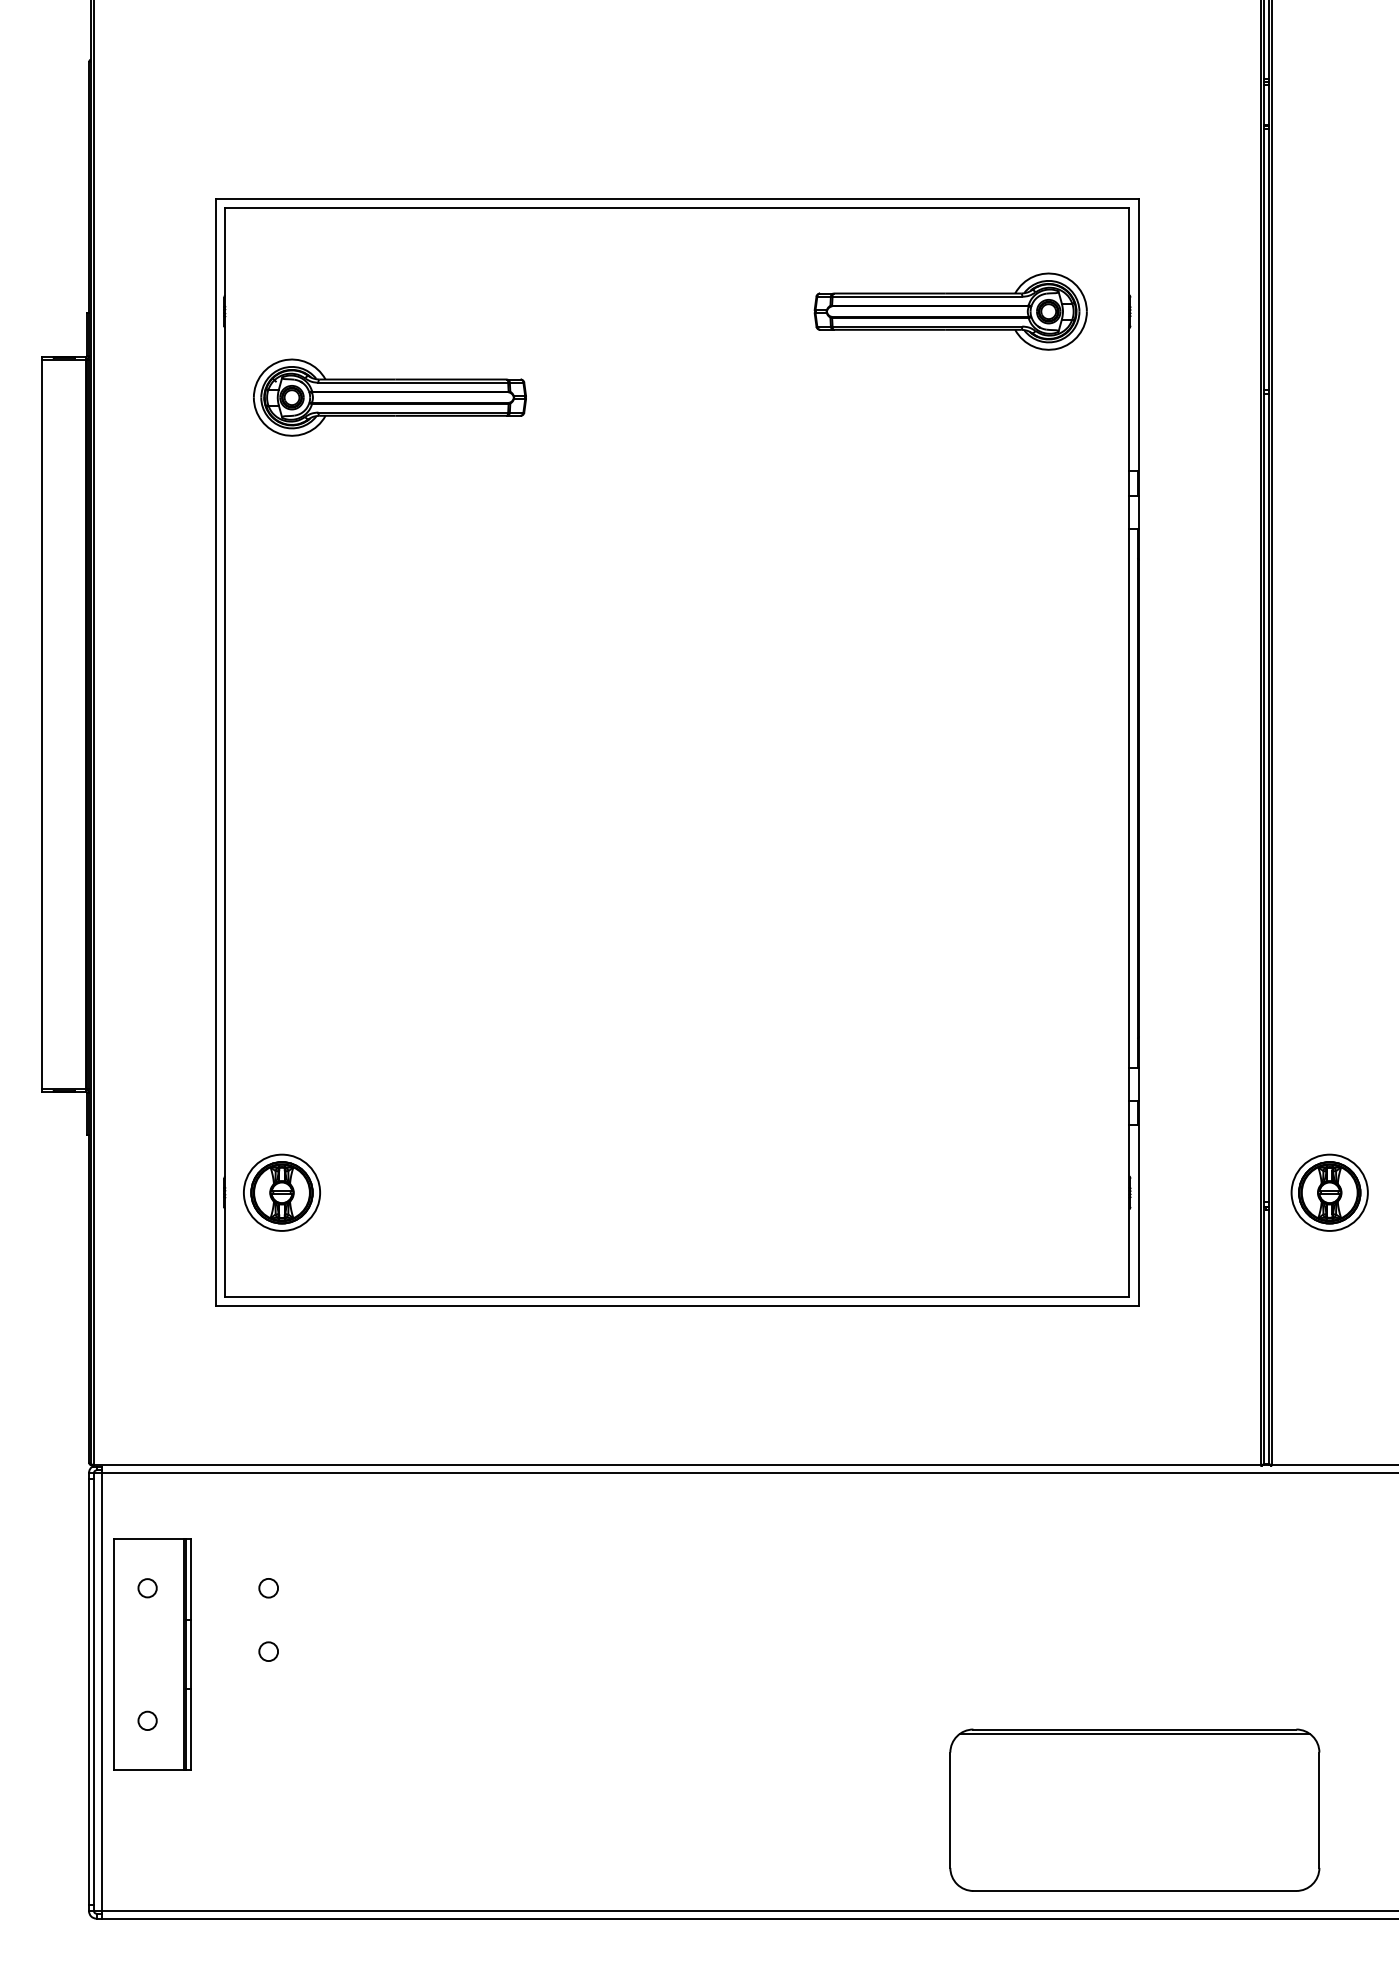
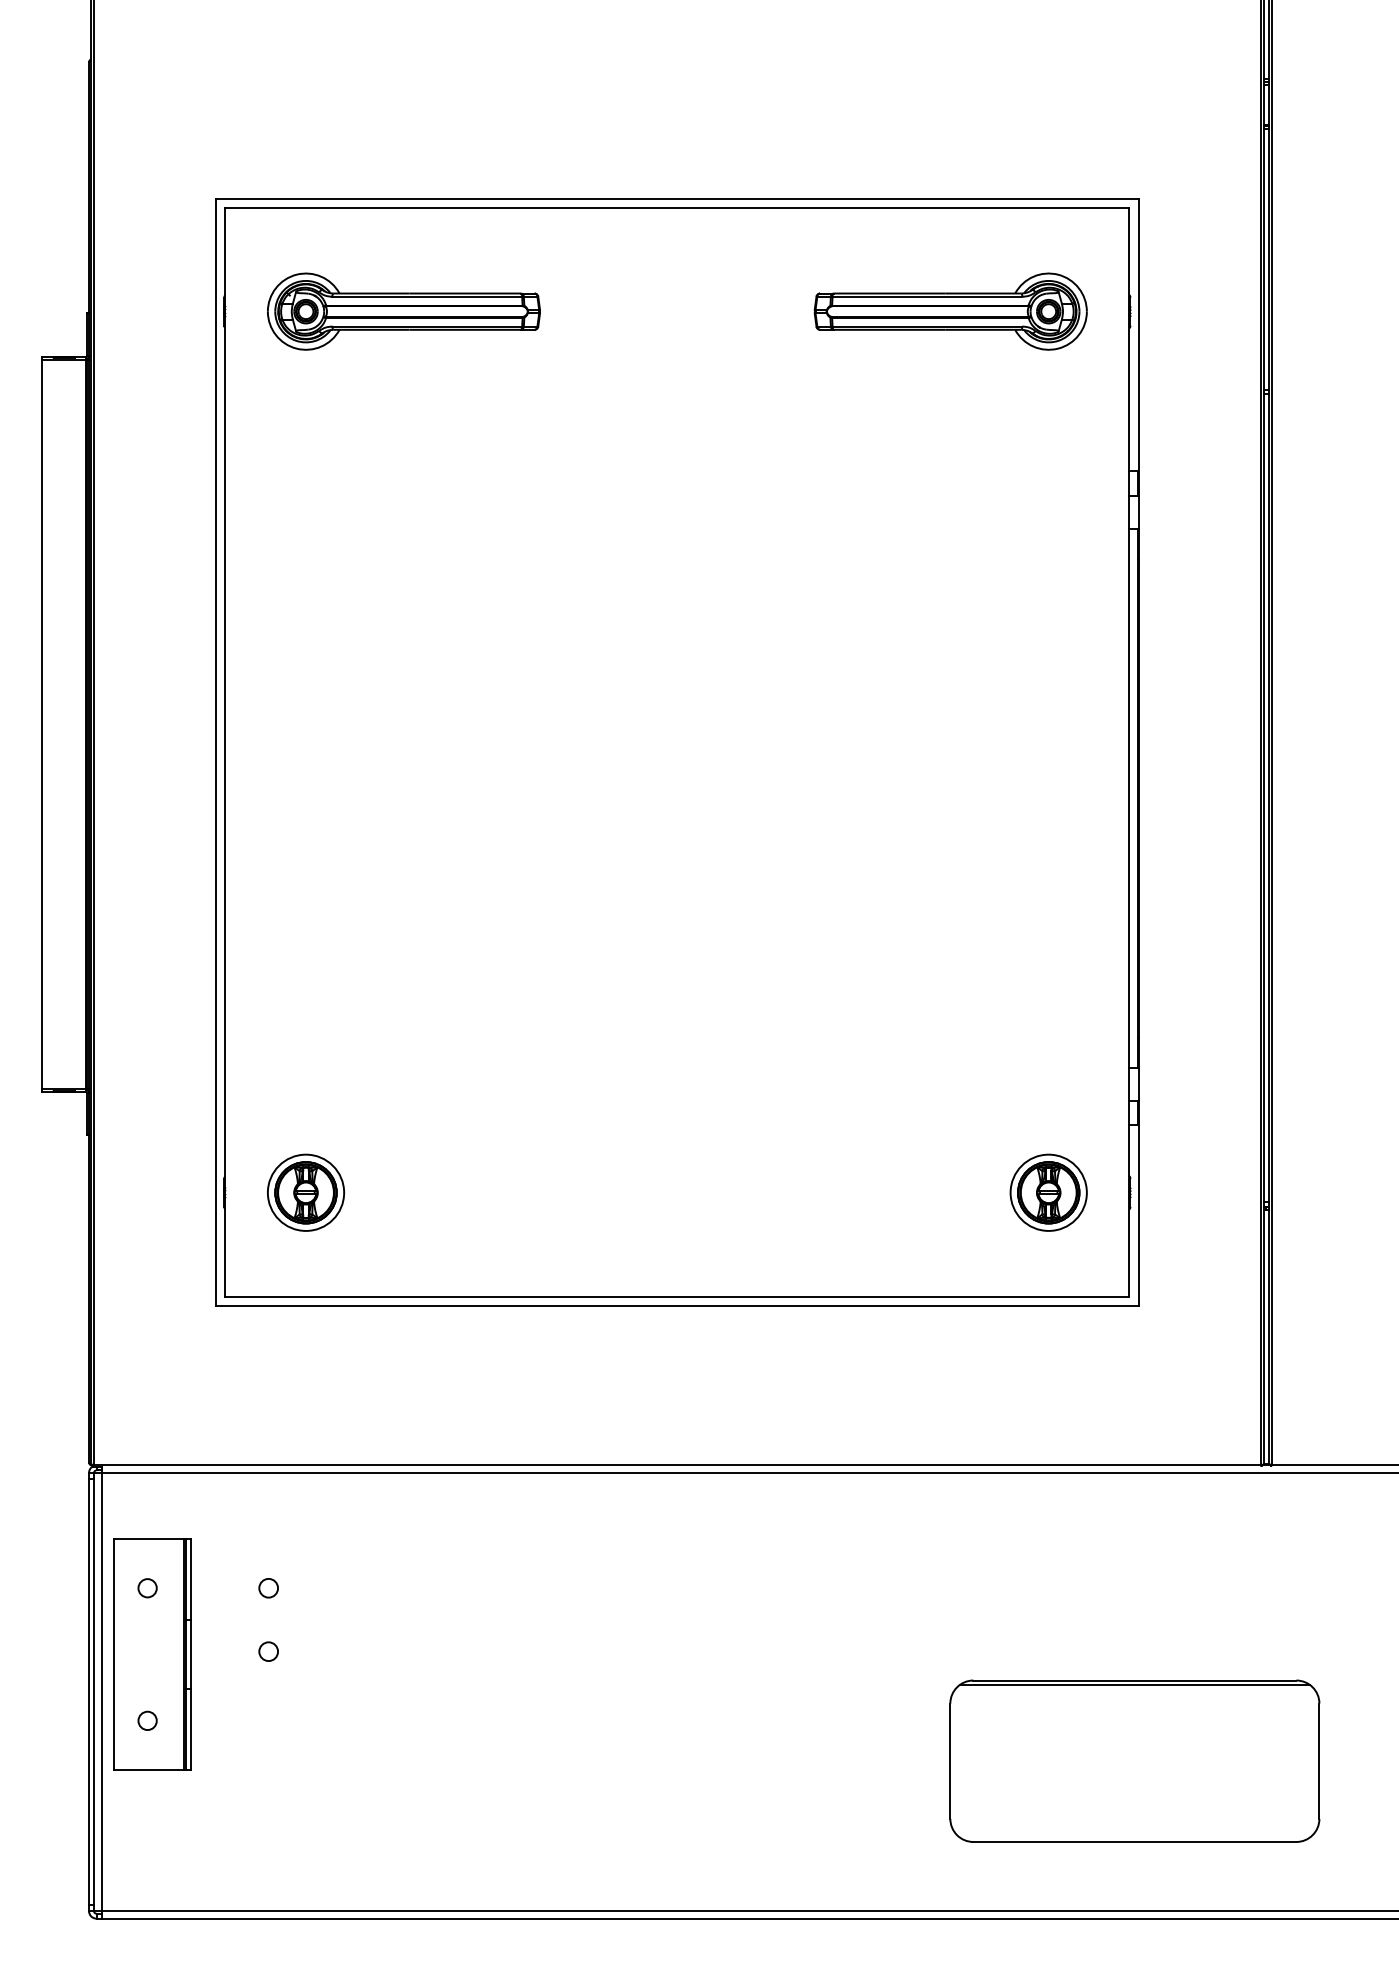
part position: (389, 397) -> (403, 311) (403, 311)
part position: (281, 1192) -> (305, 1192) (305, 1192)
part position: (1329, 1192) -> (1048, 1192) (1048, 1192)
part position: (1134, 1809) -> (1134, 1760) (1134, 1760)
